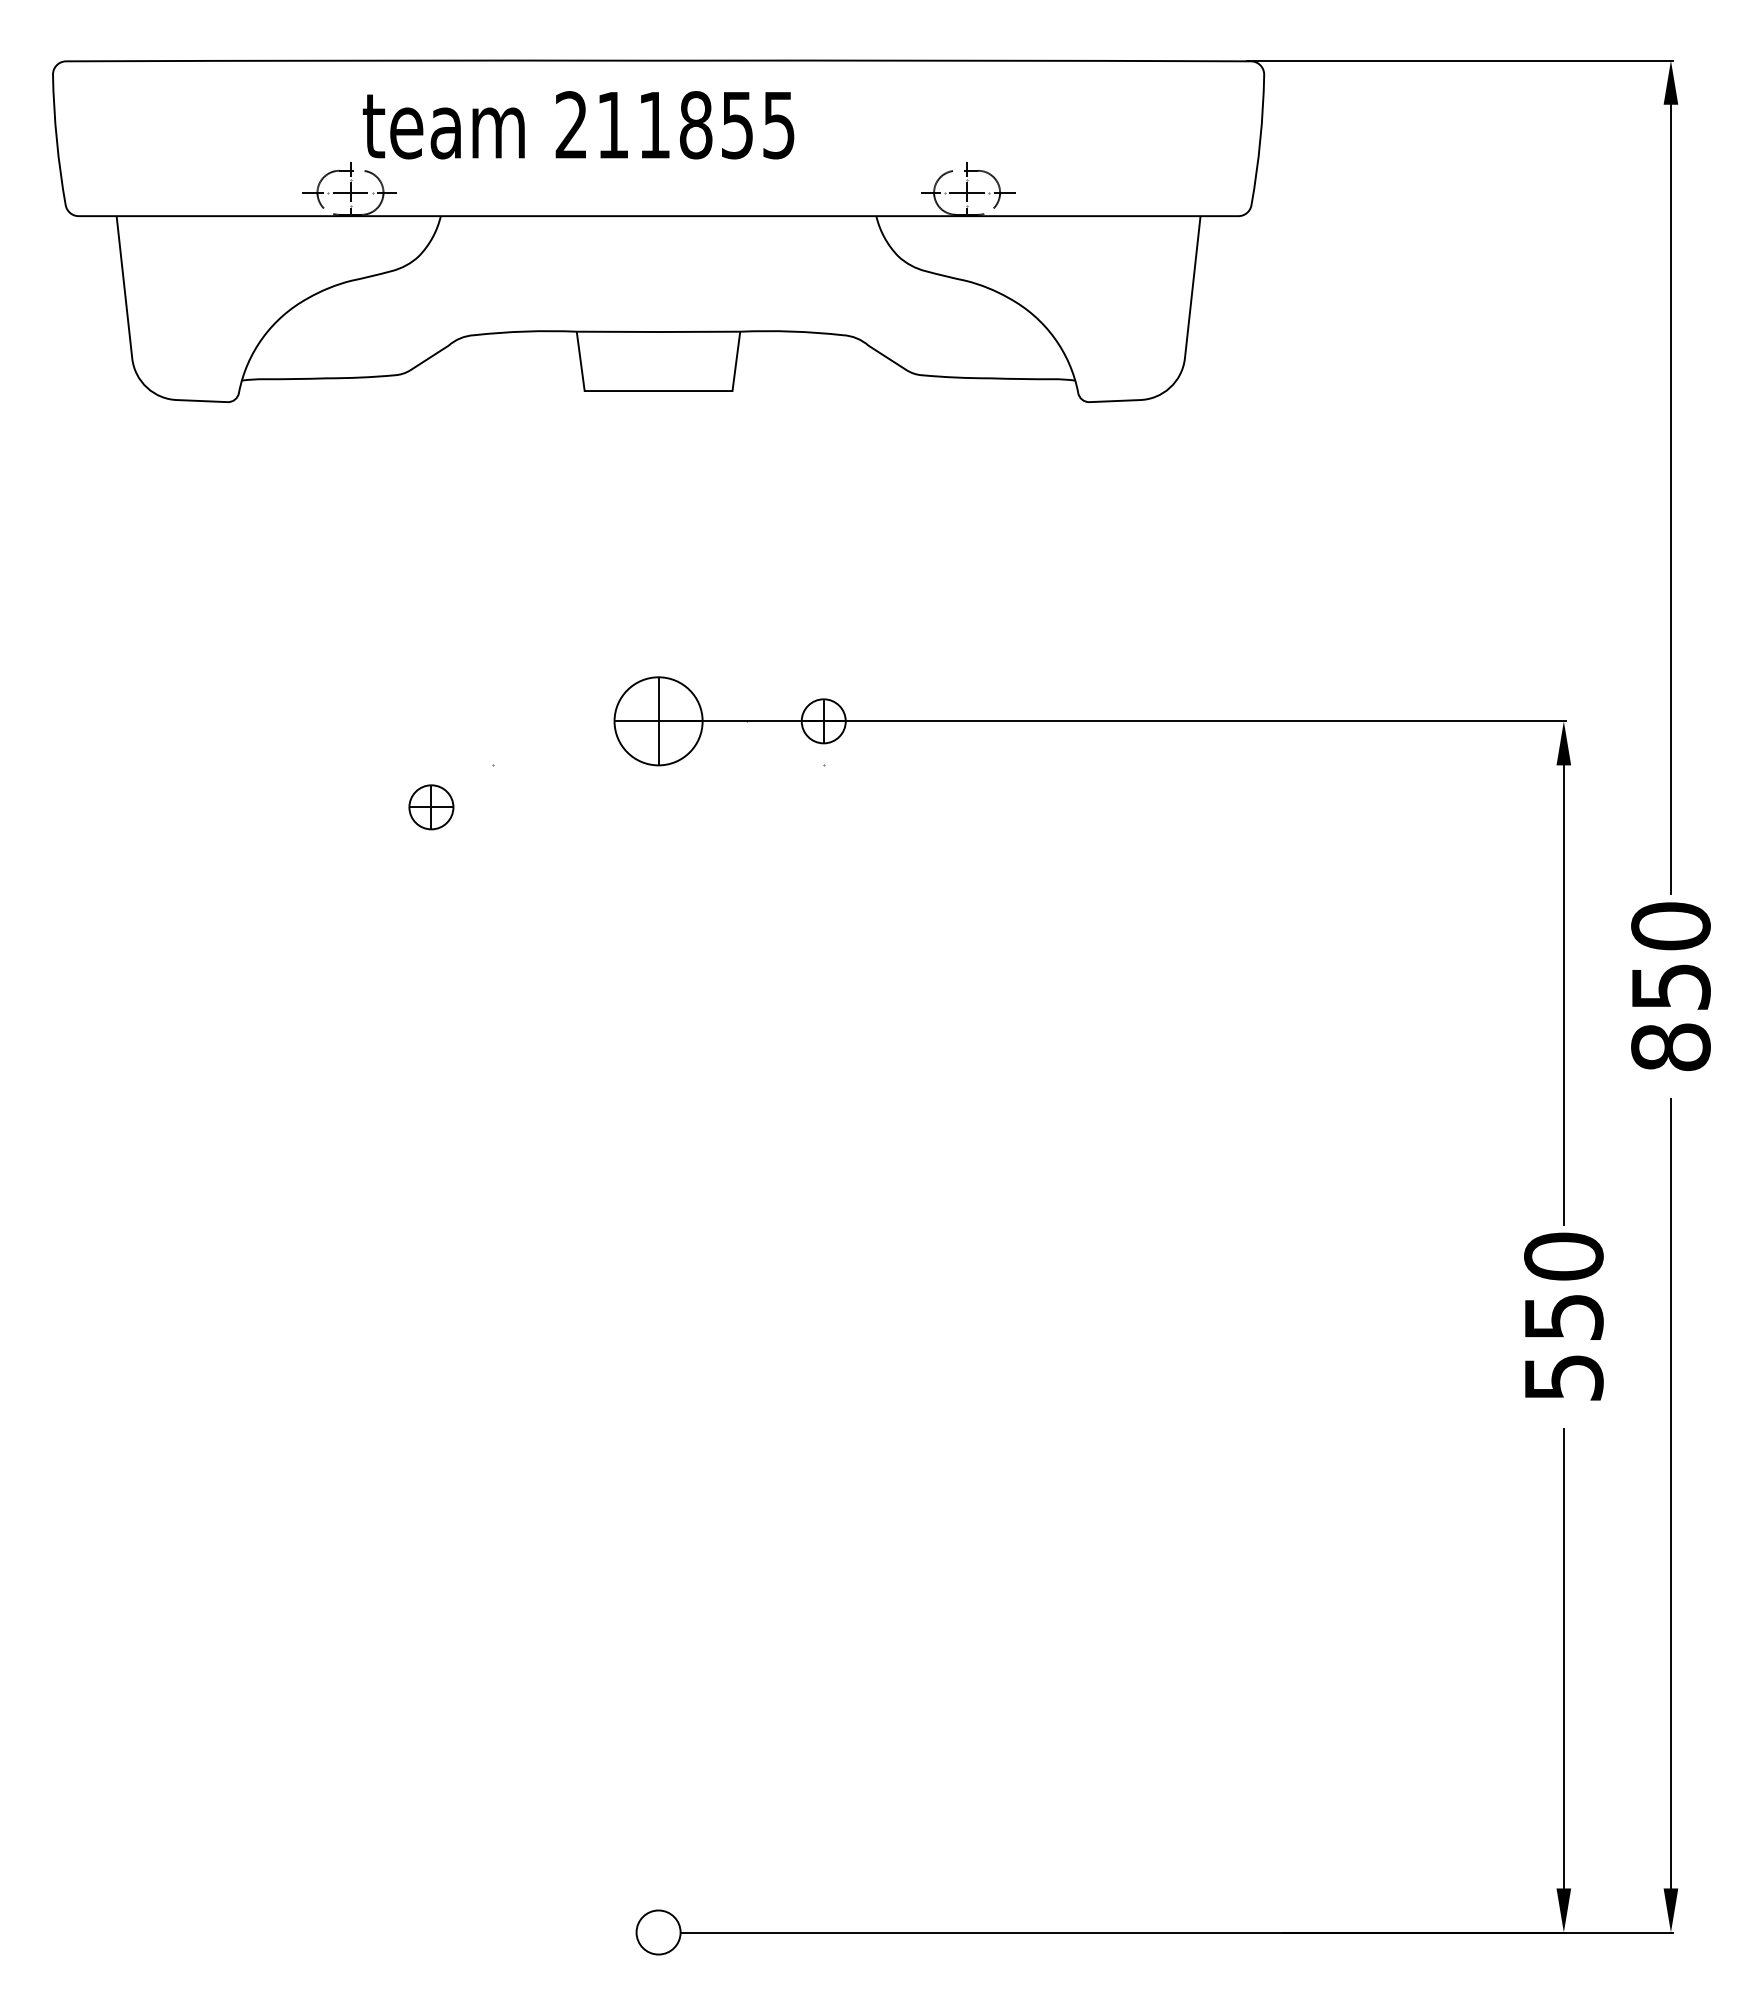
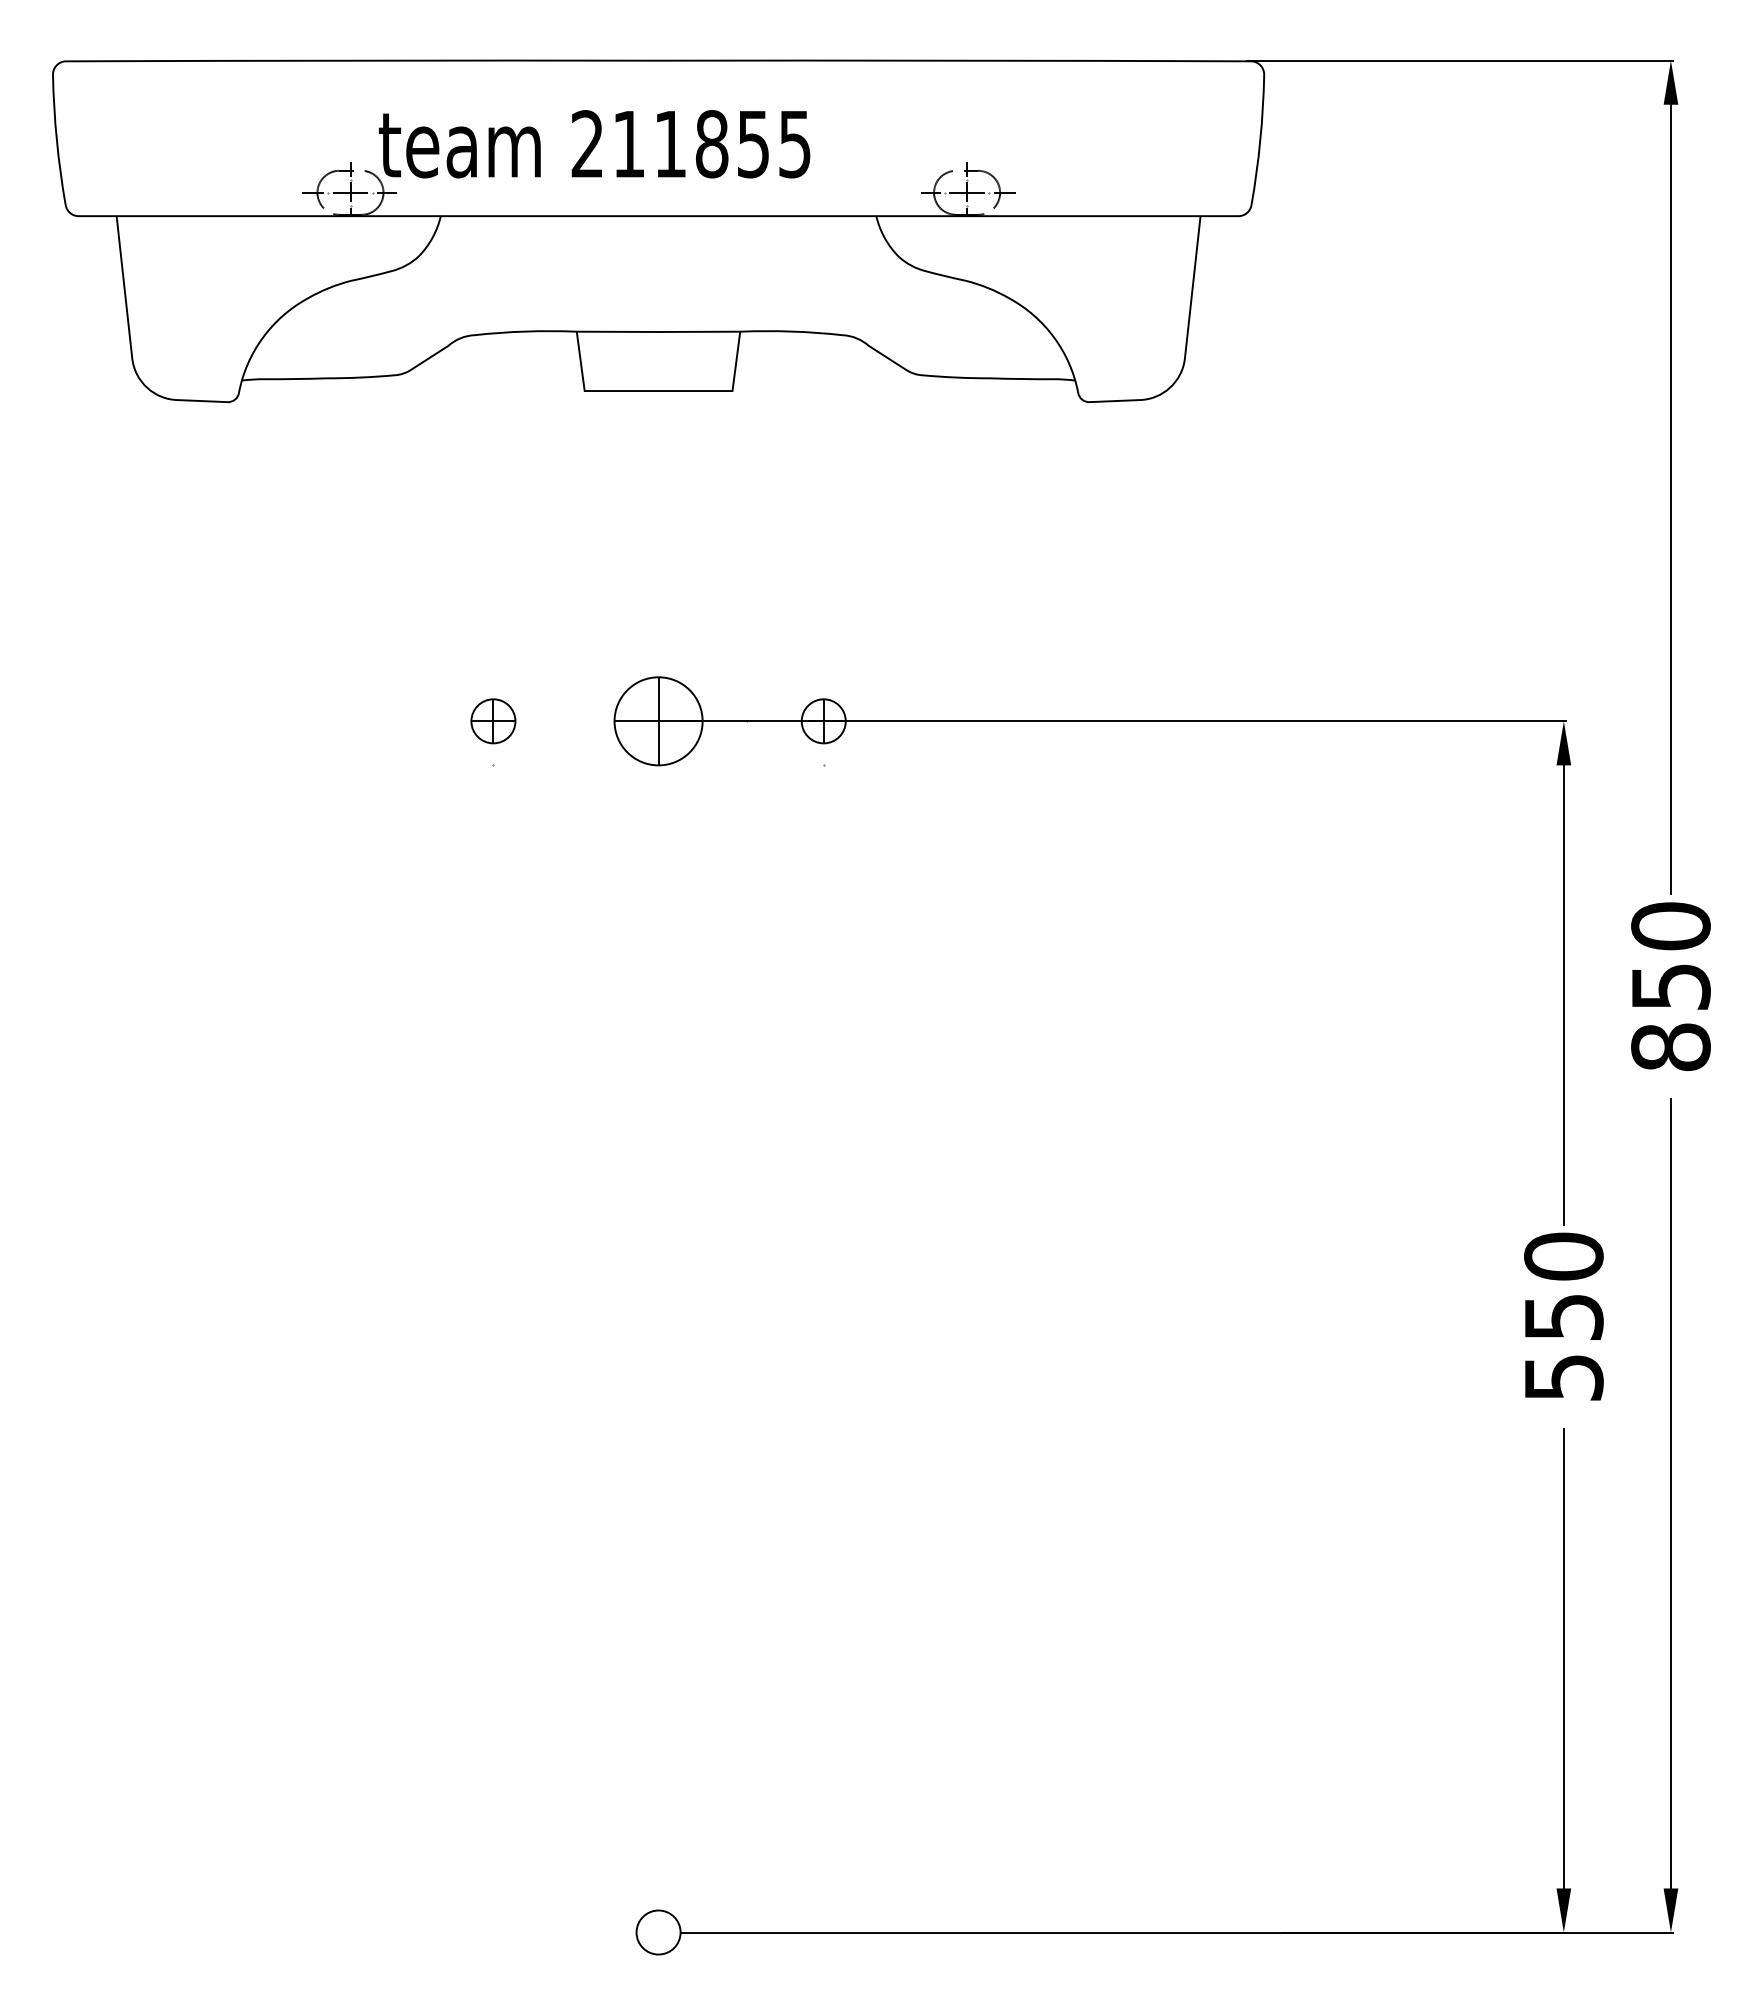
text position: (578, 125) -> (594, 144) (594, 144)
part position: (431, 807) -> (493, 721) (493, 721)
